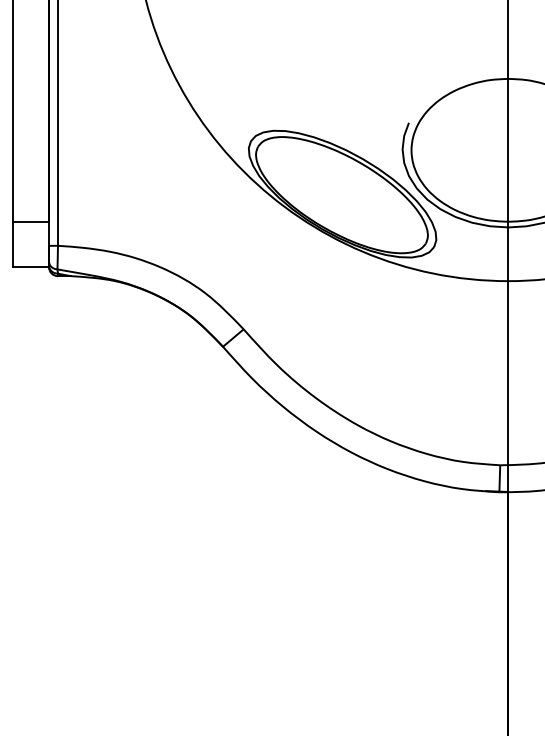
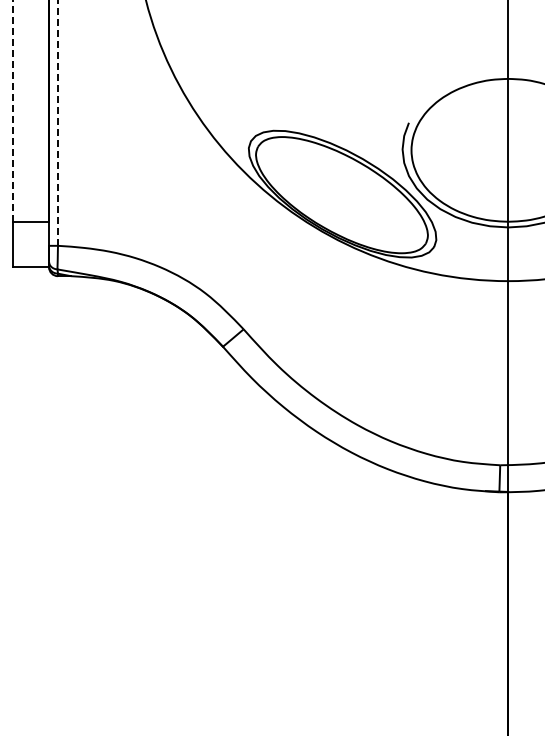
line: solid -> dashed (12, 111)
line: solid -> dashed (58, 123)
